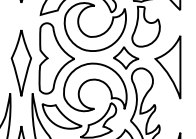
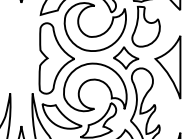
part: present -> none (21, 62)
